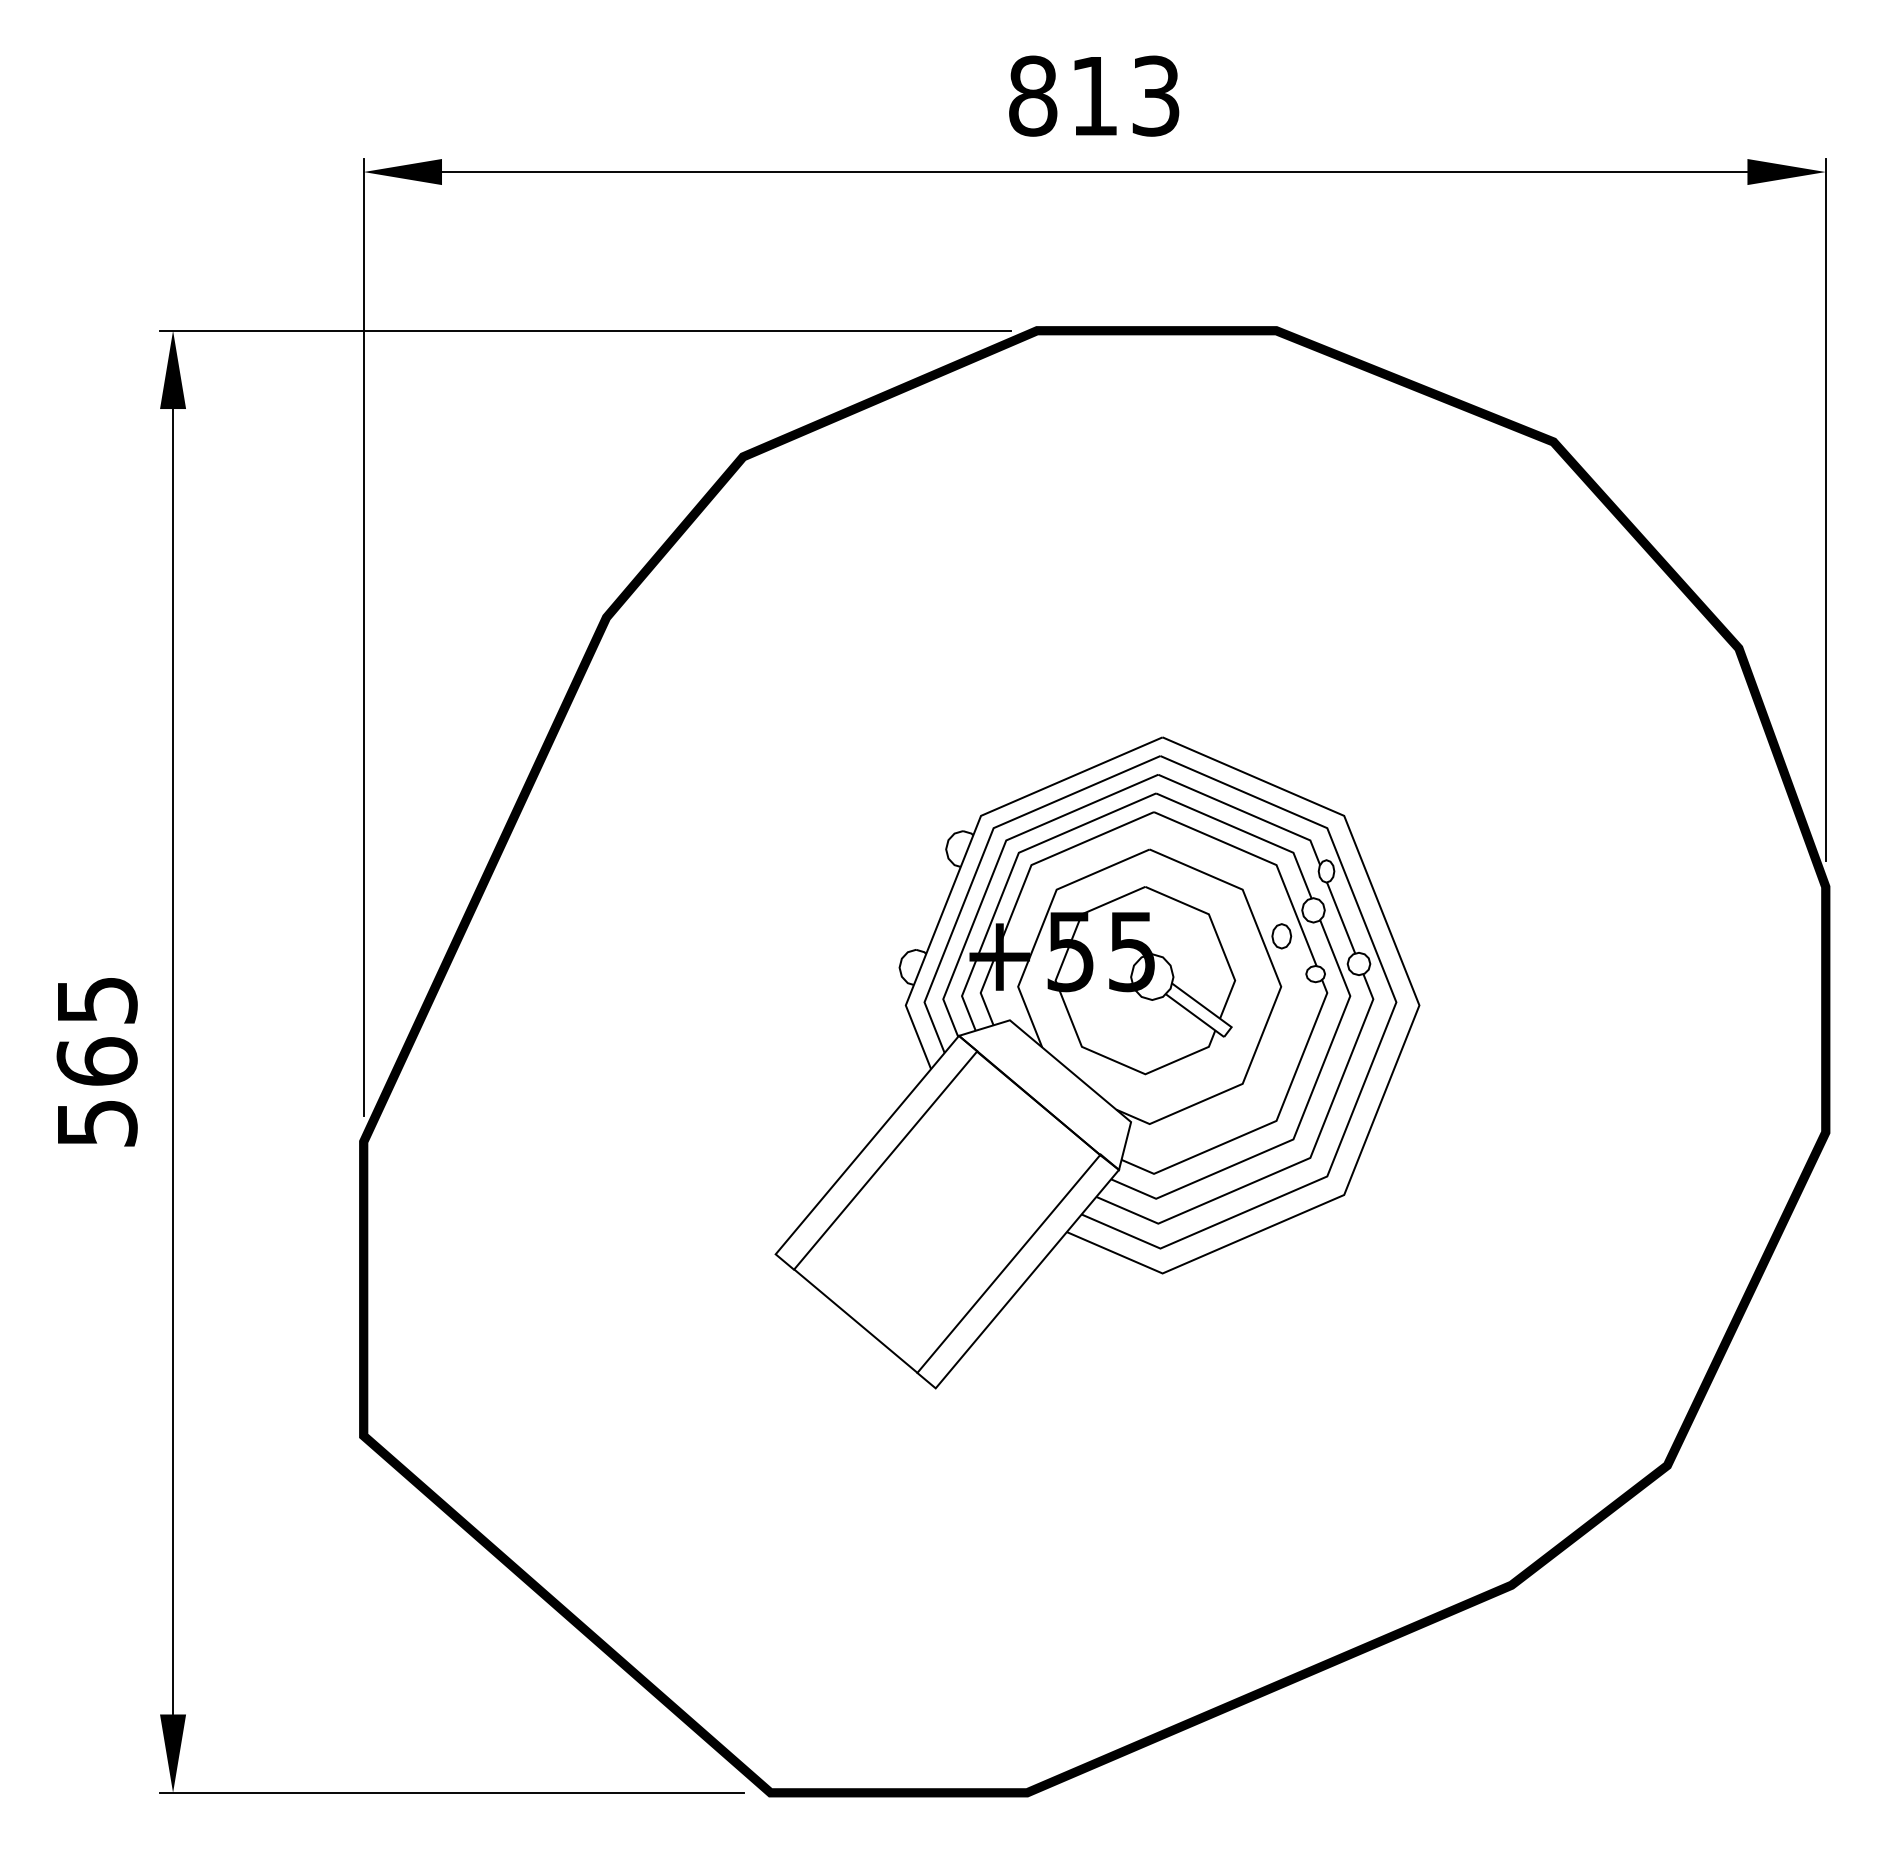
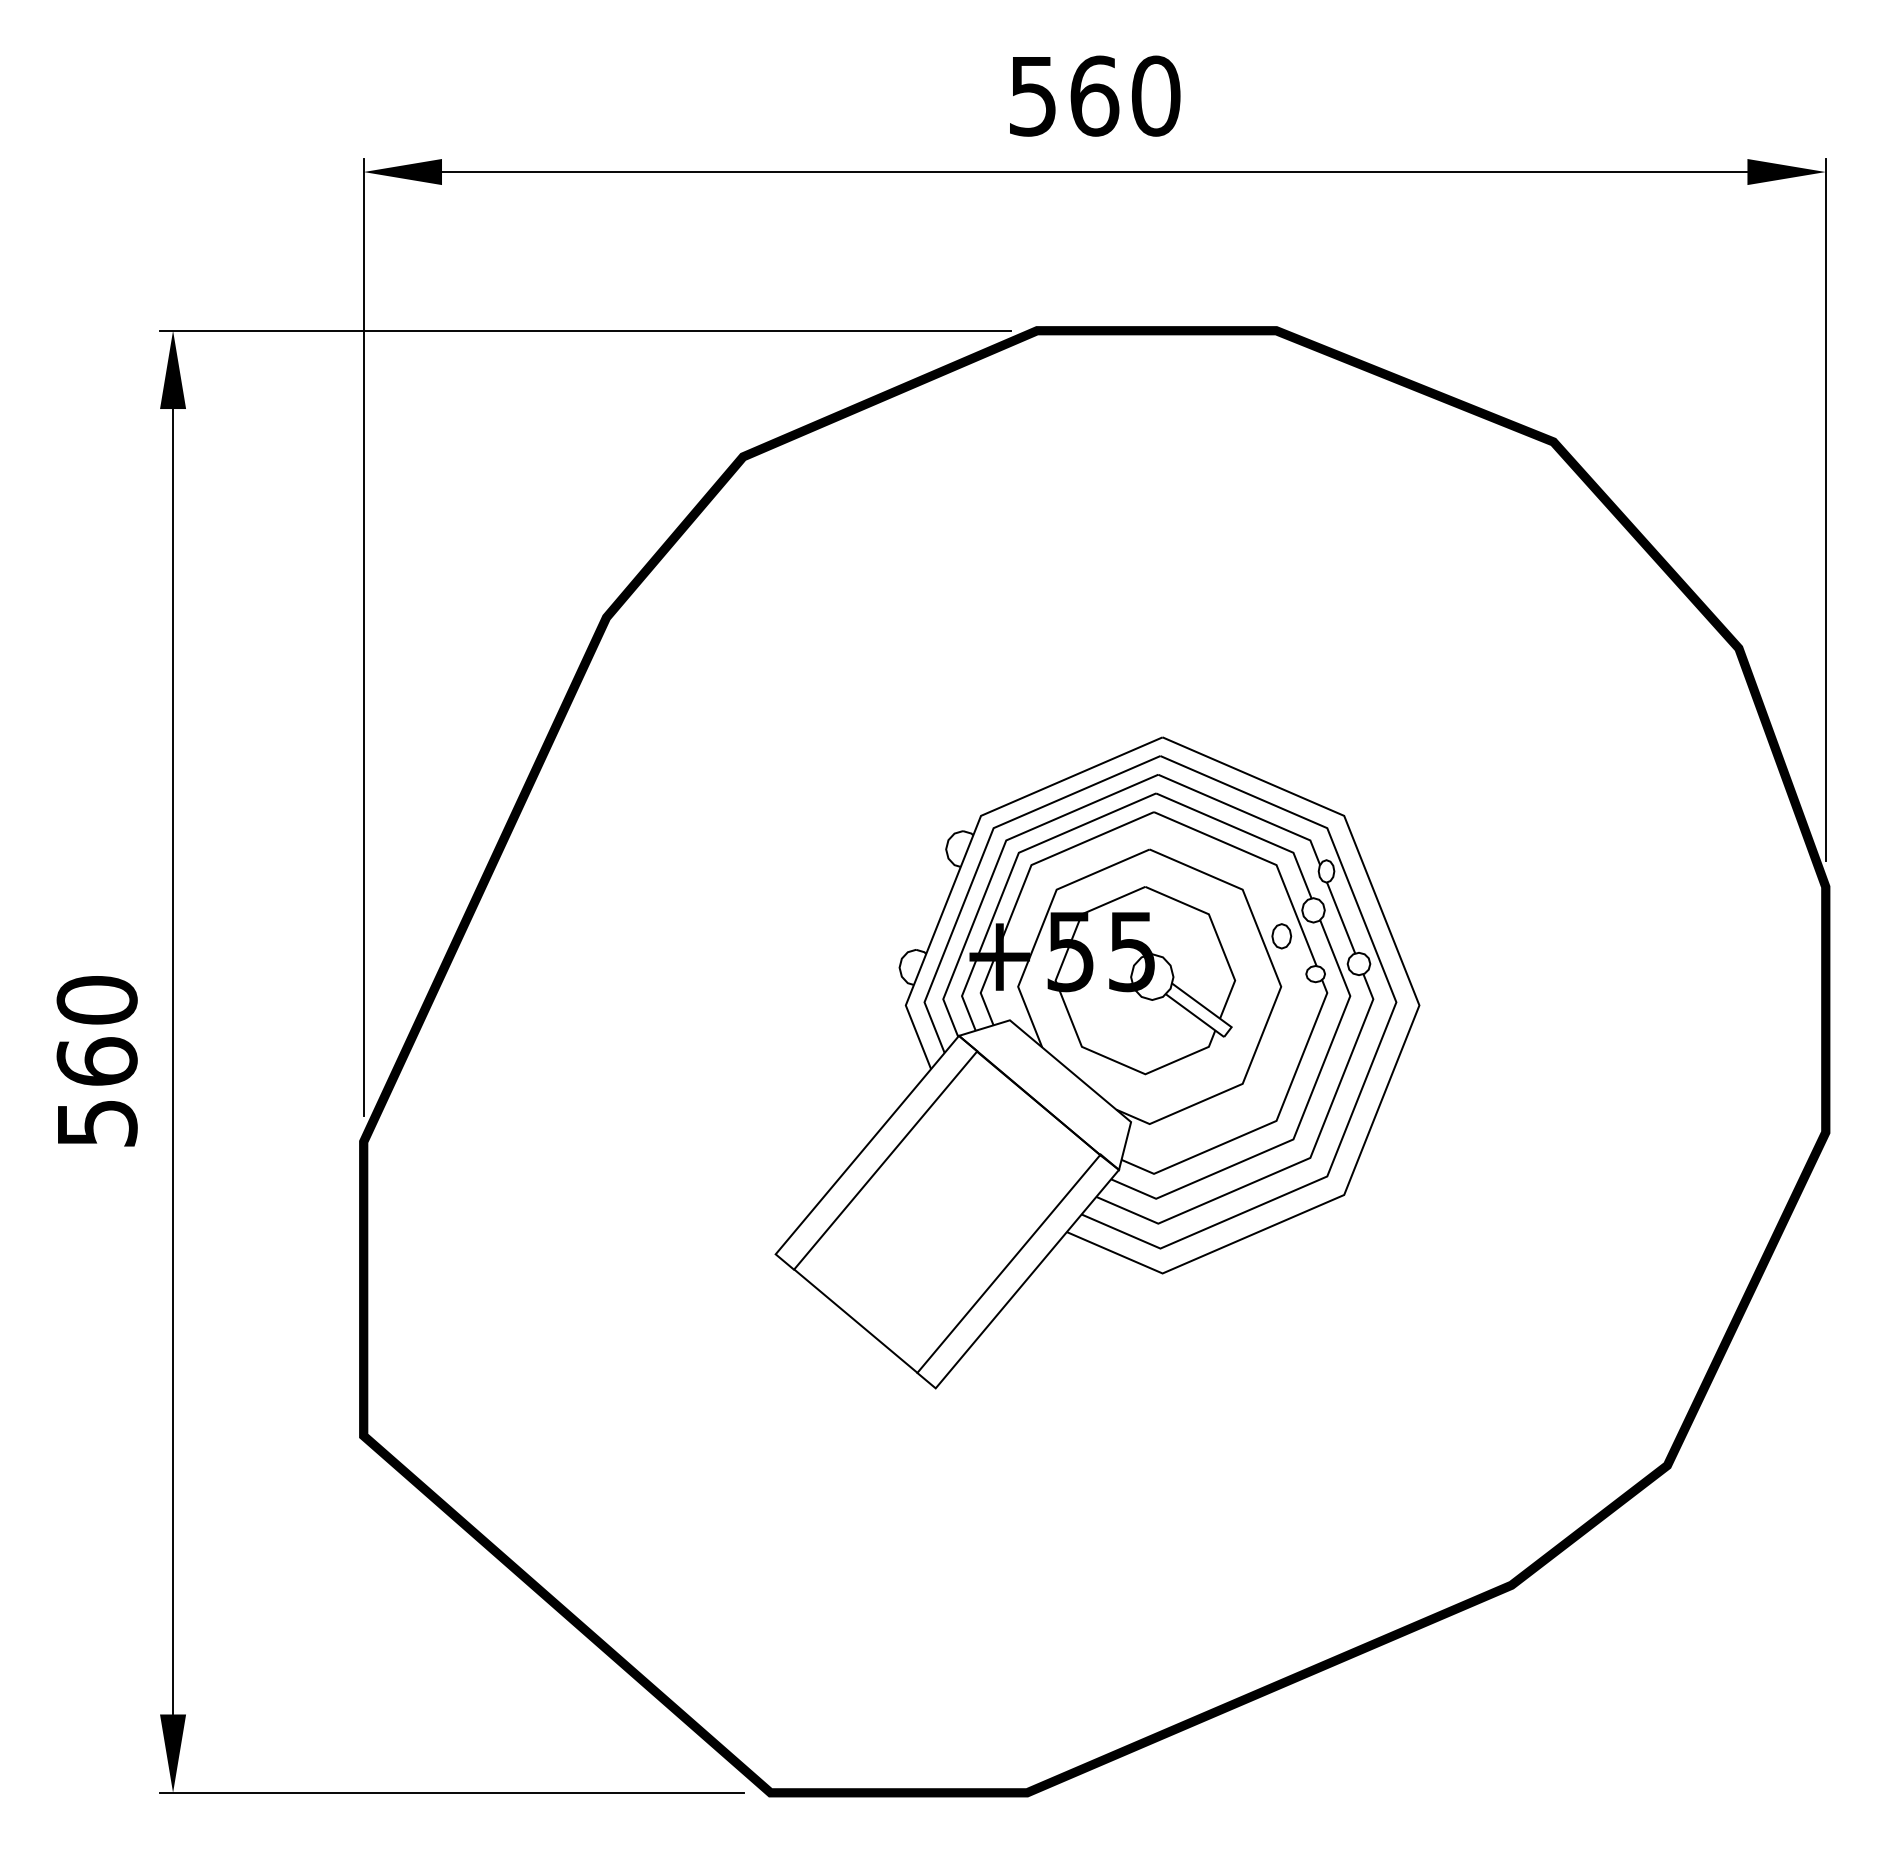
text: 813 -> 560 (1094, 95)
text: 565 -> 560 (96, 1000)
